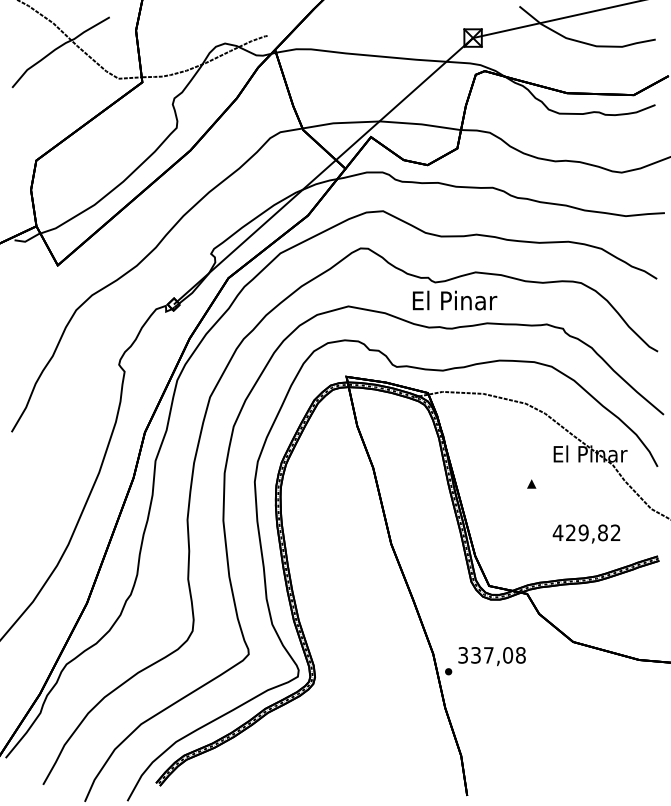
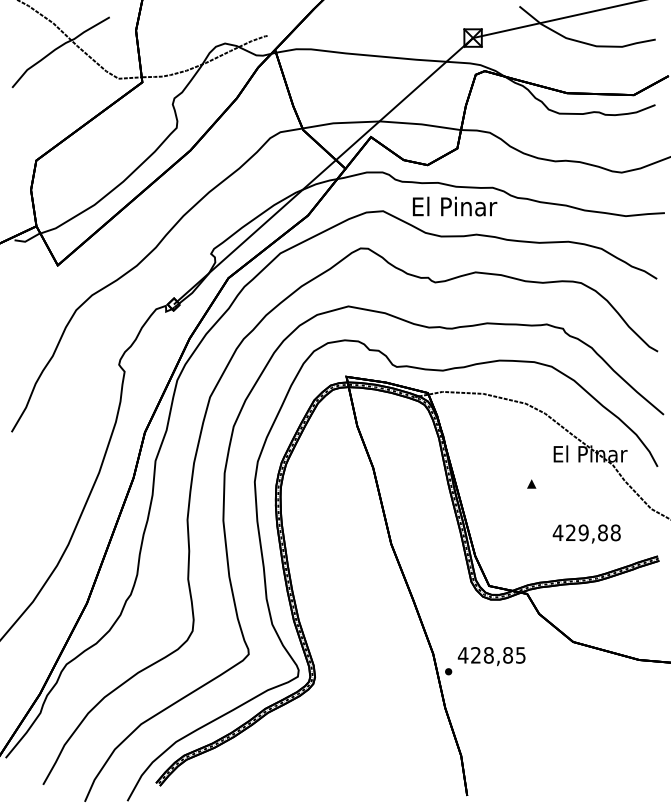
text position: (455, 300) -> (455, 206) (455, 206)
text: 429,82 -> 429,88 (615, 532)
text: 337,08 -> 428,85 (491, 655)
